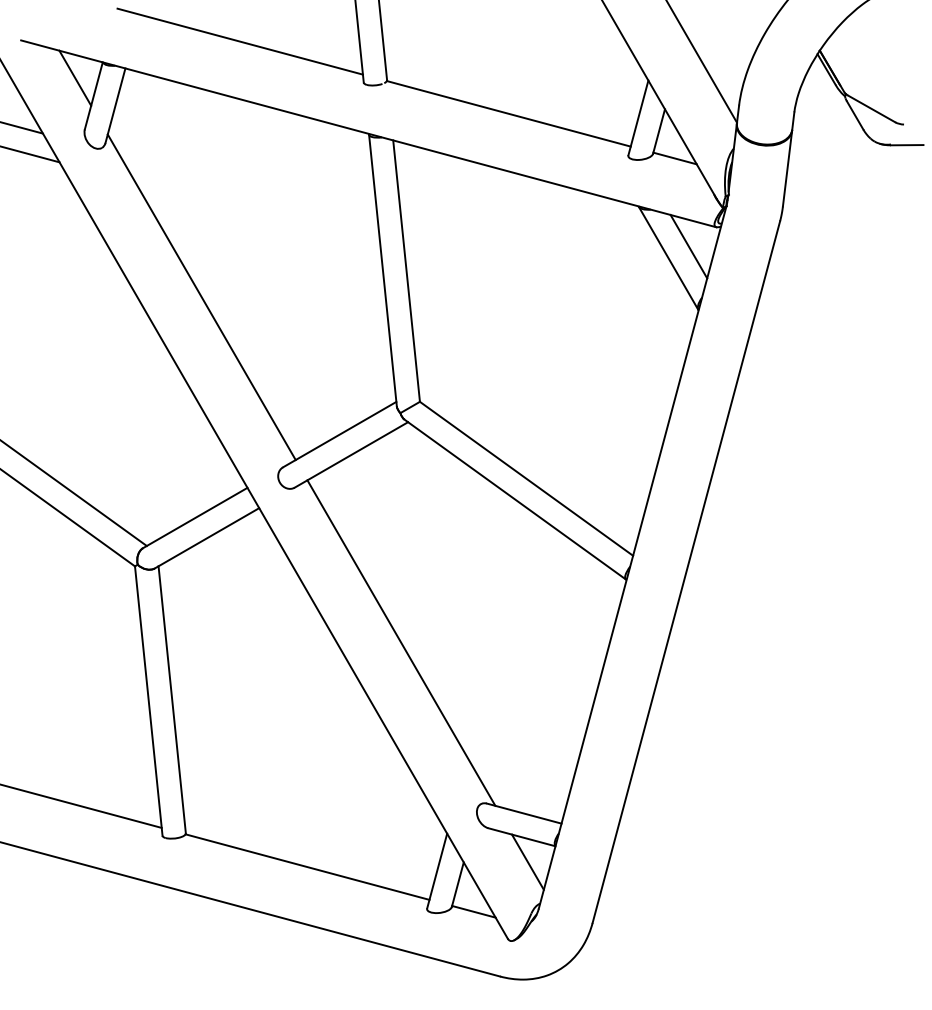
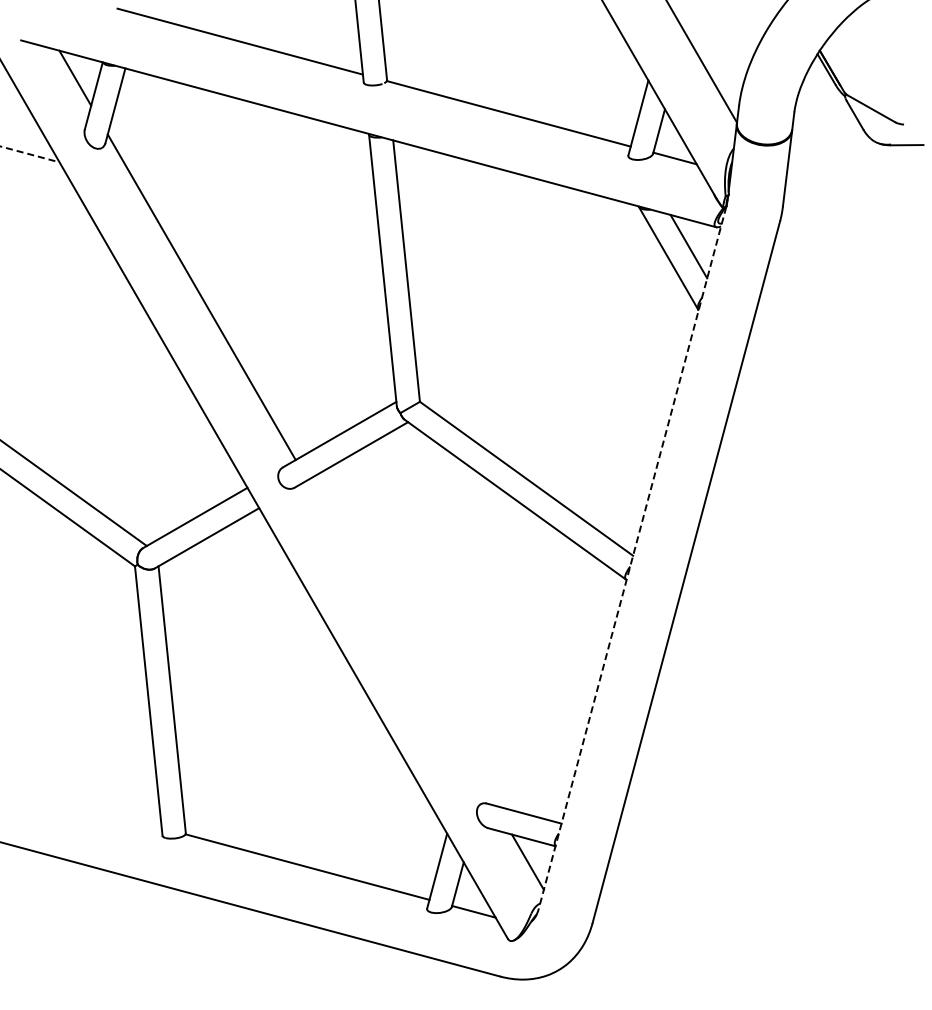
line: present -> none (22, 127)
line: solid -> dashed (29, 154)
line: solid -> dashed (632, 558)
line: present -> none (401, 642)
line: present -> none (81, 806)
